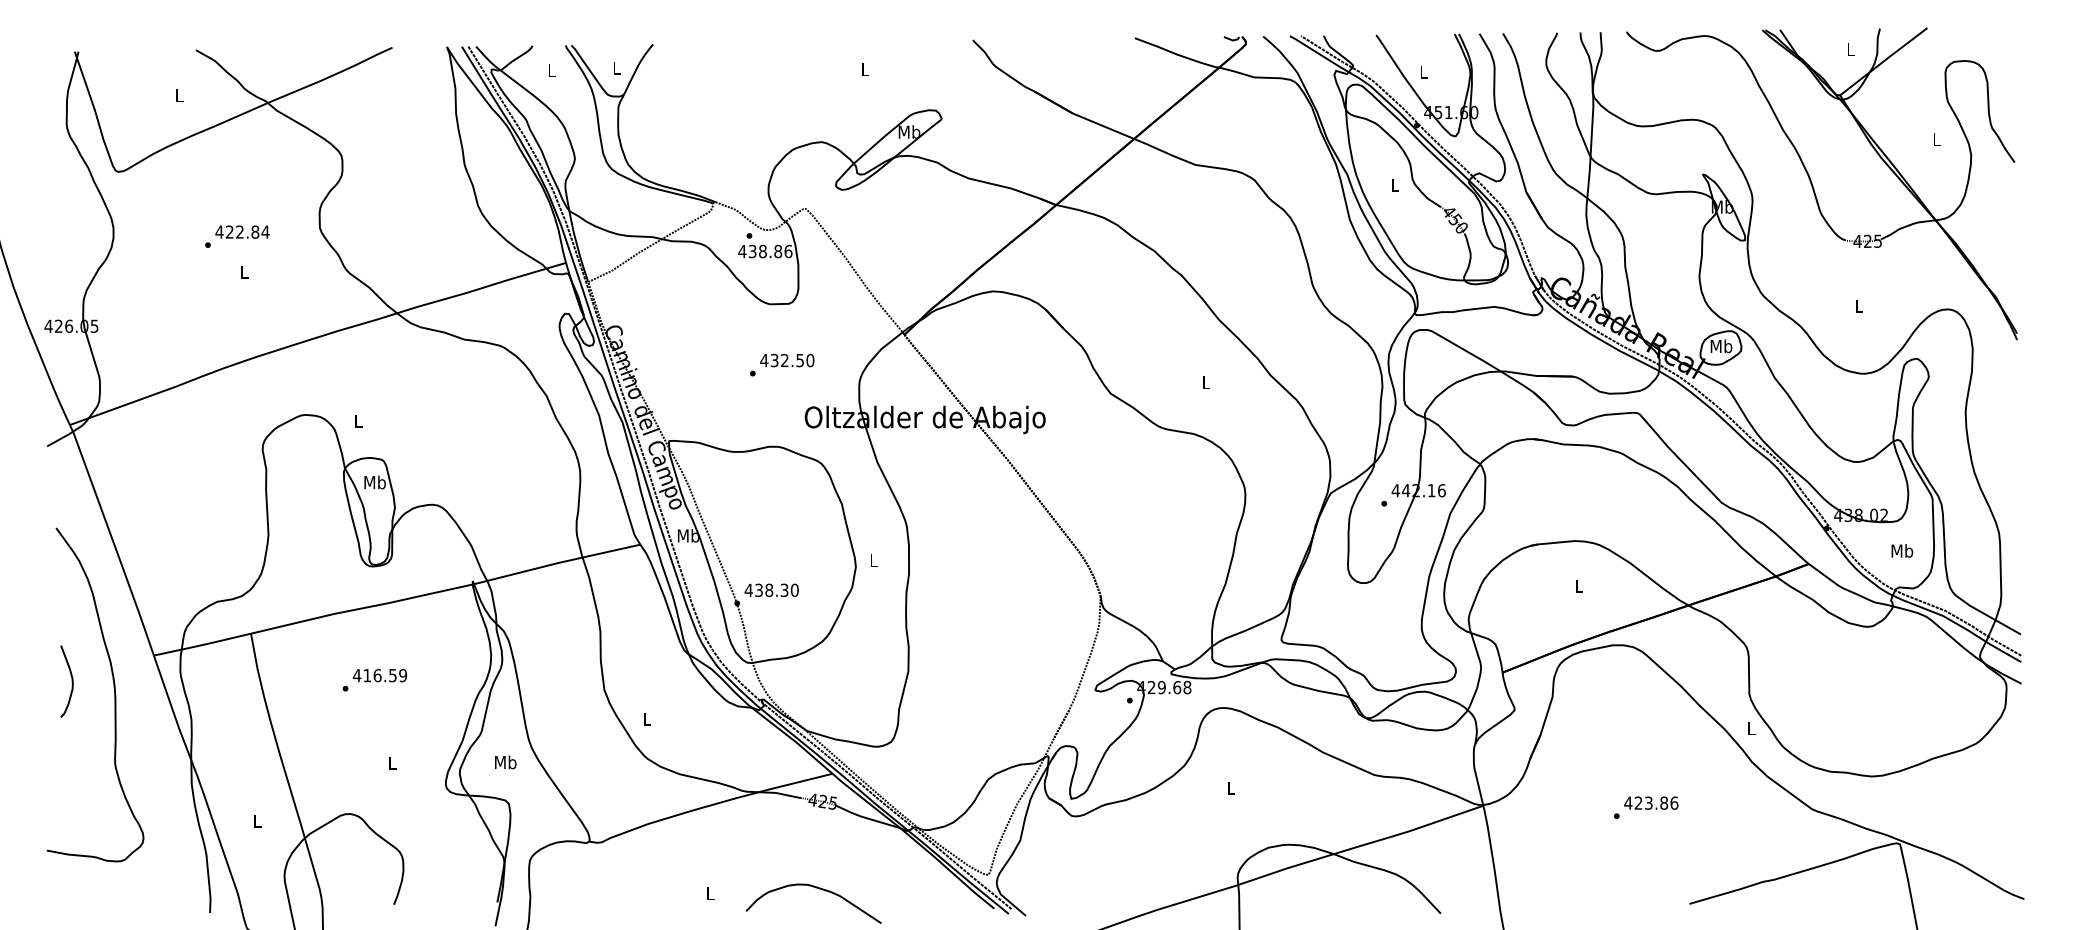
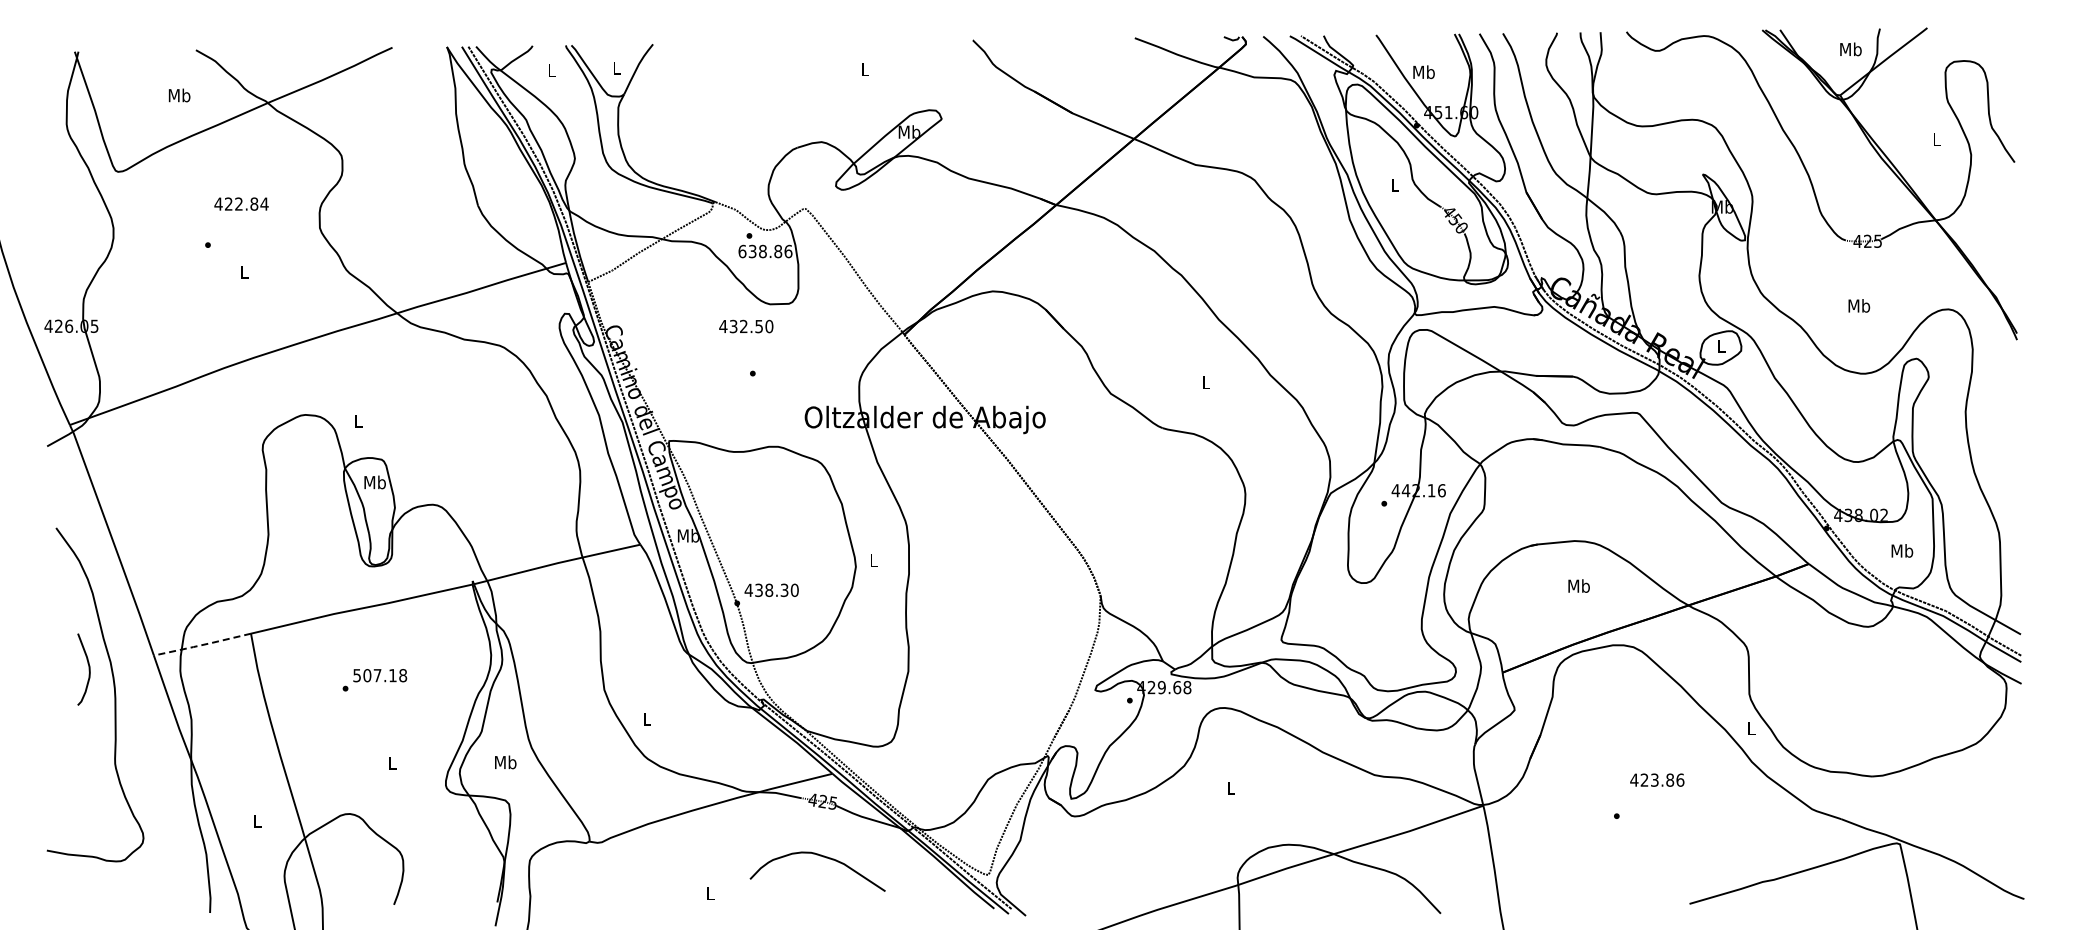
text: L -> Mb (1850, 49)
text: L -> Mb (1423, 72)
text: L -> Mb (179, 95)
text position: (242, 231) -> (241, 203) (241, 203)
text: 438.86 -> 638.86 (742, 251)
text: L -> Mb (1859, 305)
text: Mb -> L (1721, 346)
text position: (787, 360) -> (746, 326) (746, 326)
text: L -> Mb (1578, 585)
line: solid -> dashed (202, 645)
text: 416.59 -> 507.18 (379, 675)
curve position: (71, 681) -> (88, 669) (88, 669)
text position: (1651, 802) -> (1657, 779) (1657, 779)
curve position: (819, 889) -> (823, 857) (823, 857)
